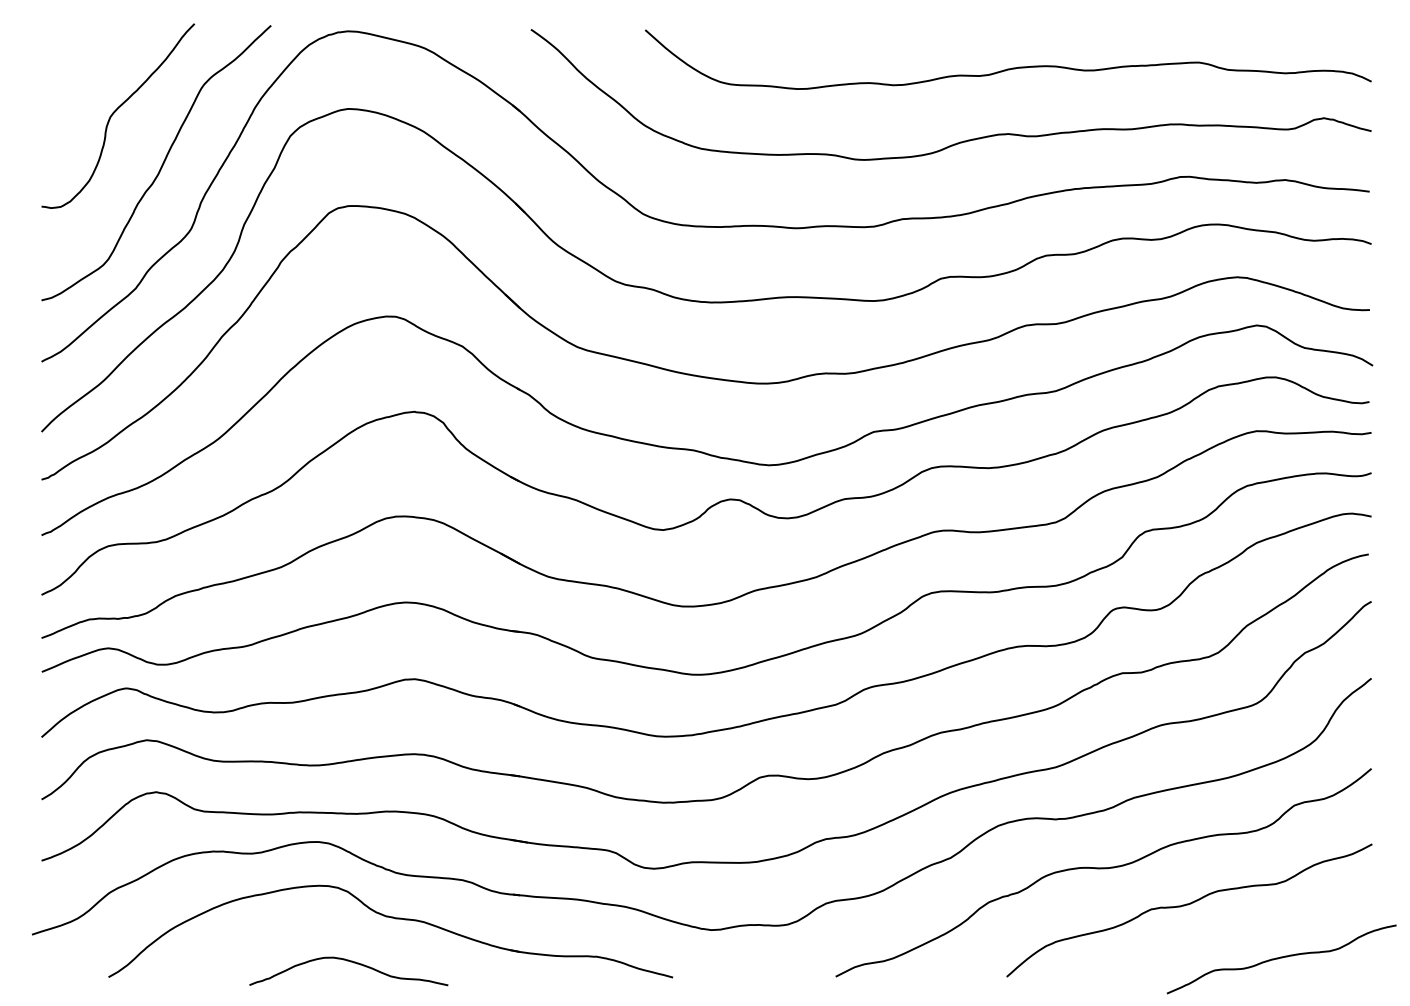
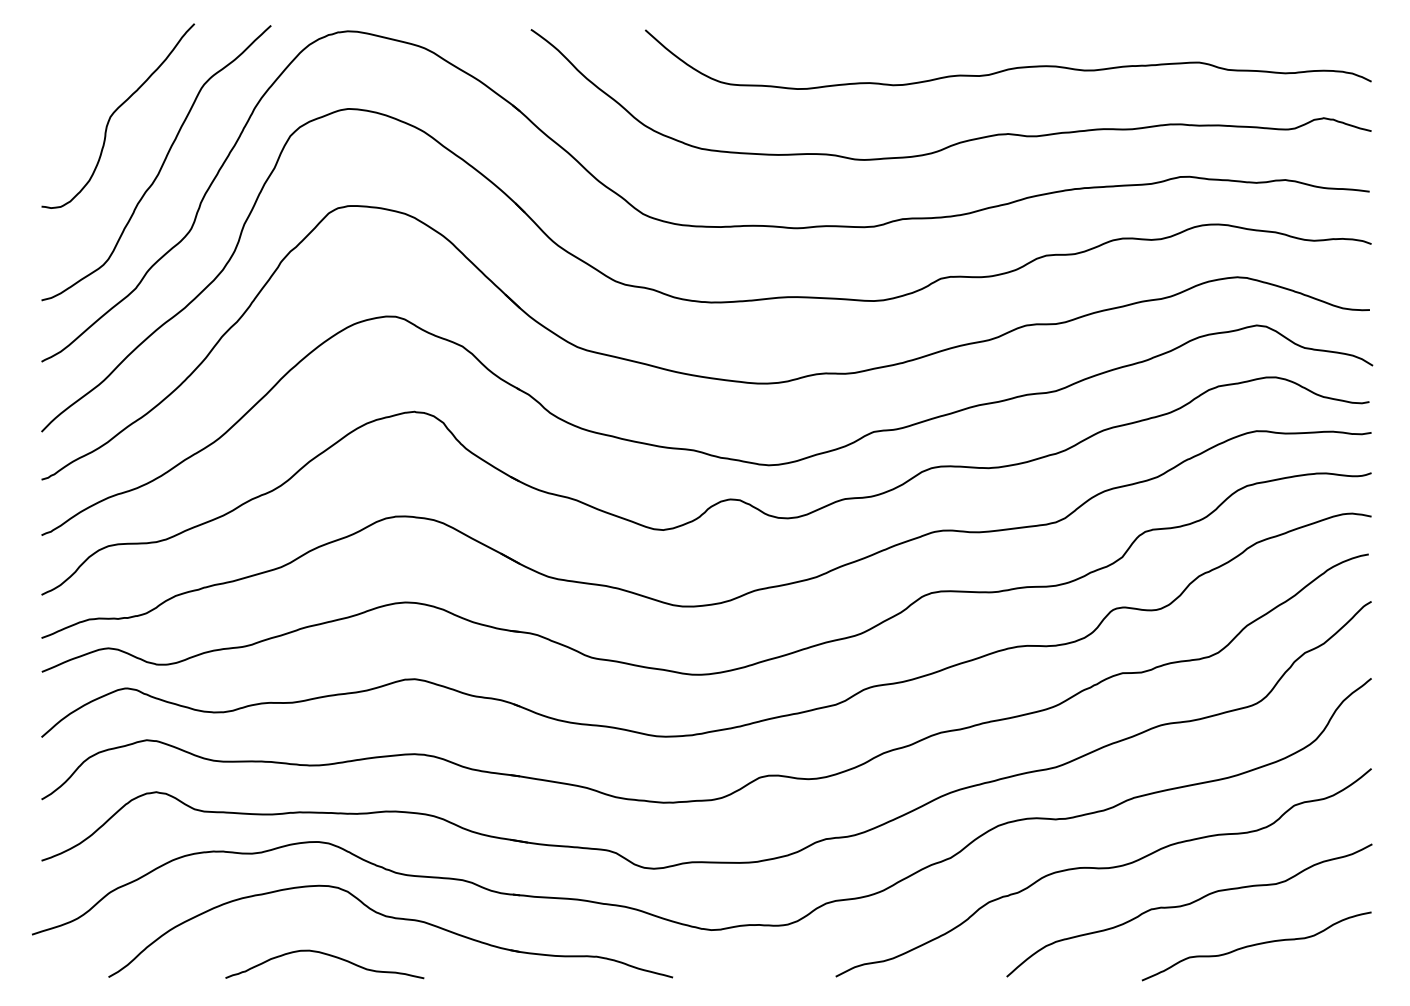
curve position: (1281, 958) -> (1256, 945) (1256, 945)
curve position: (350, 962) -> (326, 955) (326, 955)
